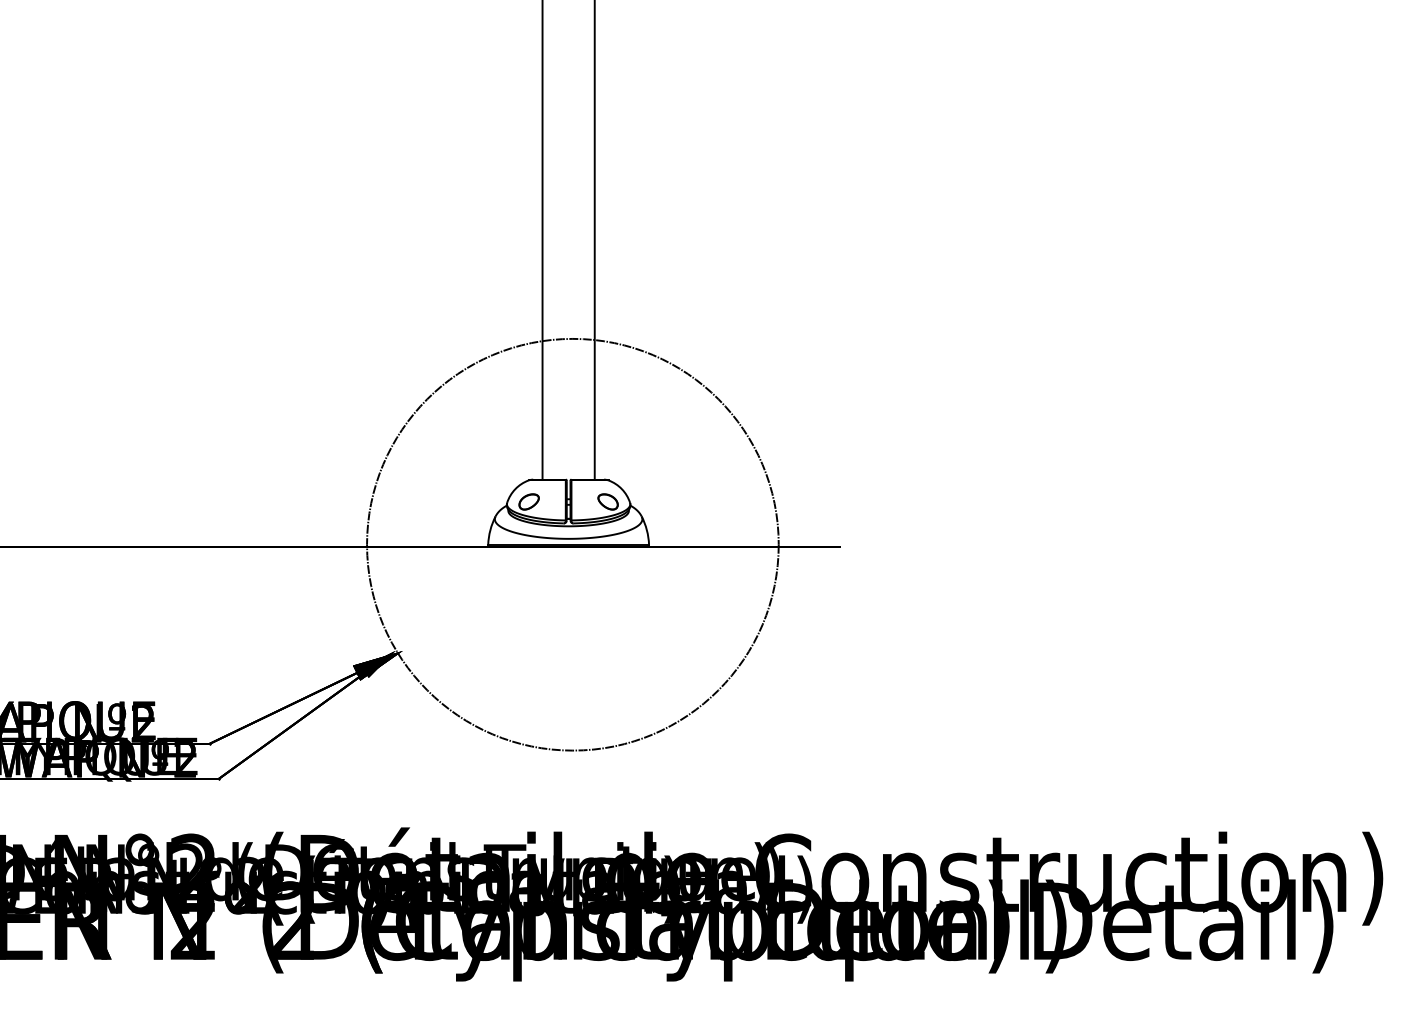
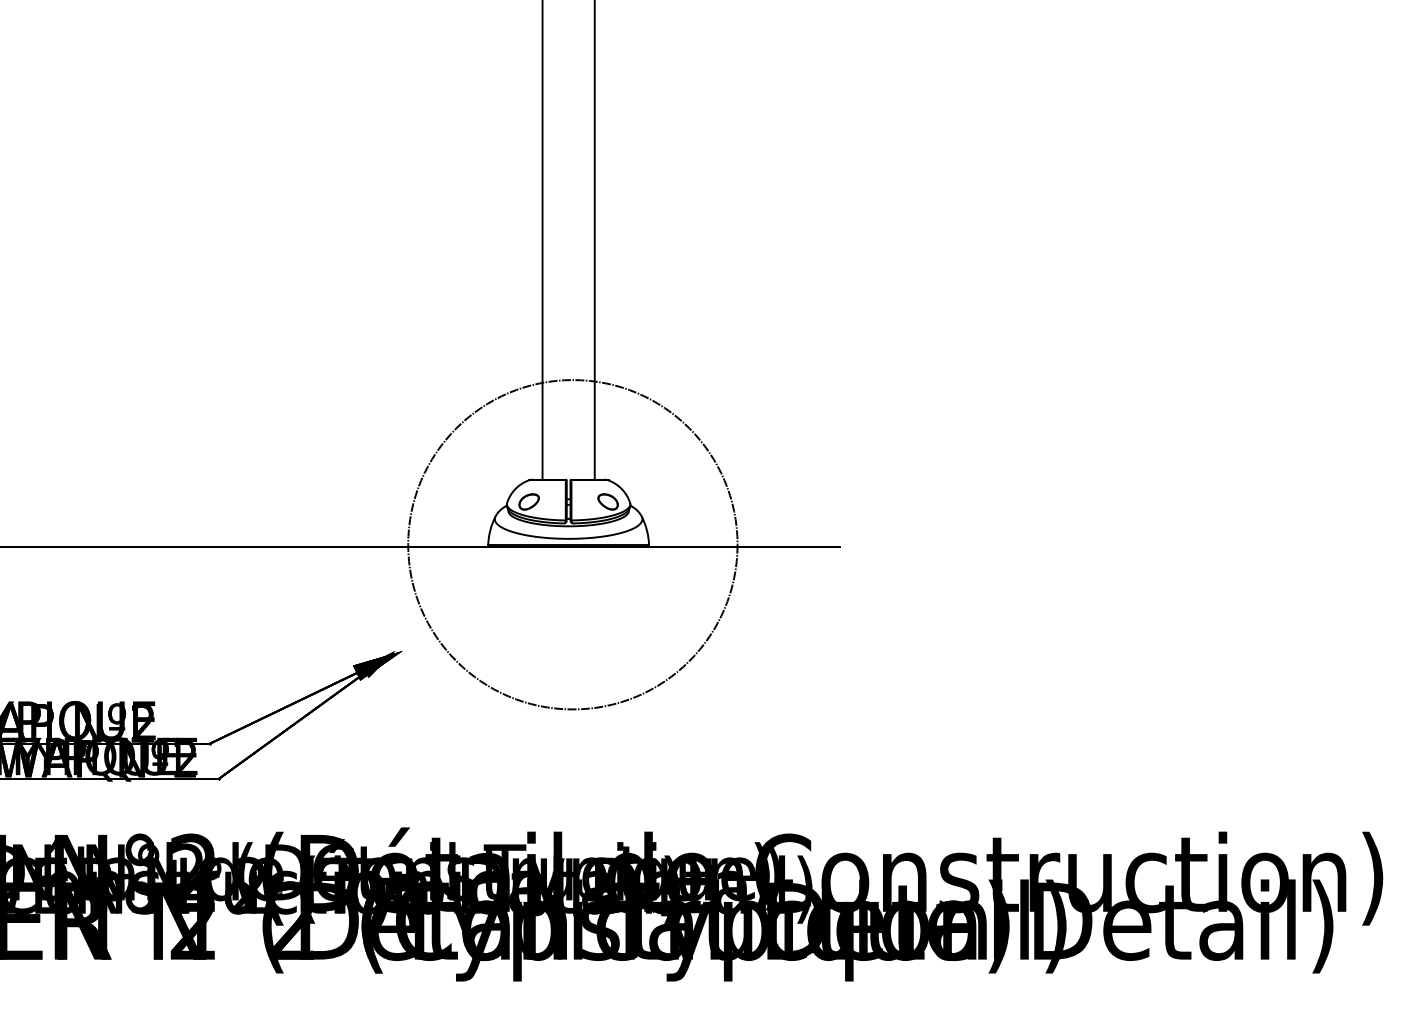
circle diameter: 412 px -> 329 px (572, 544)
